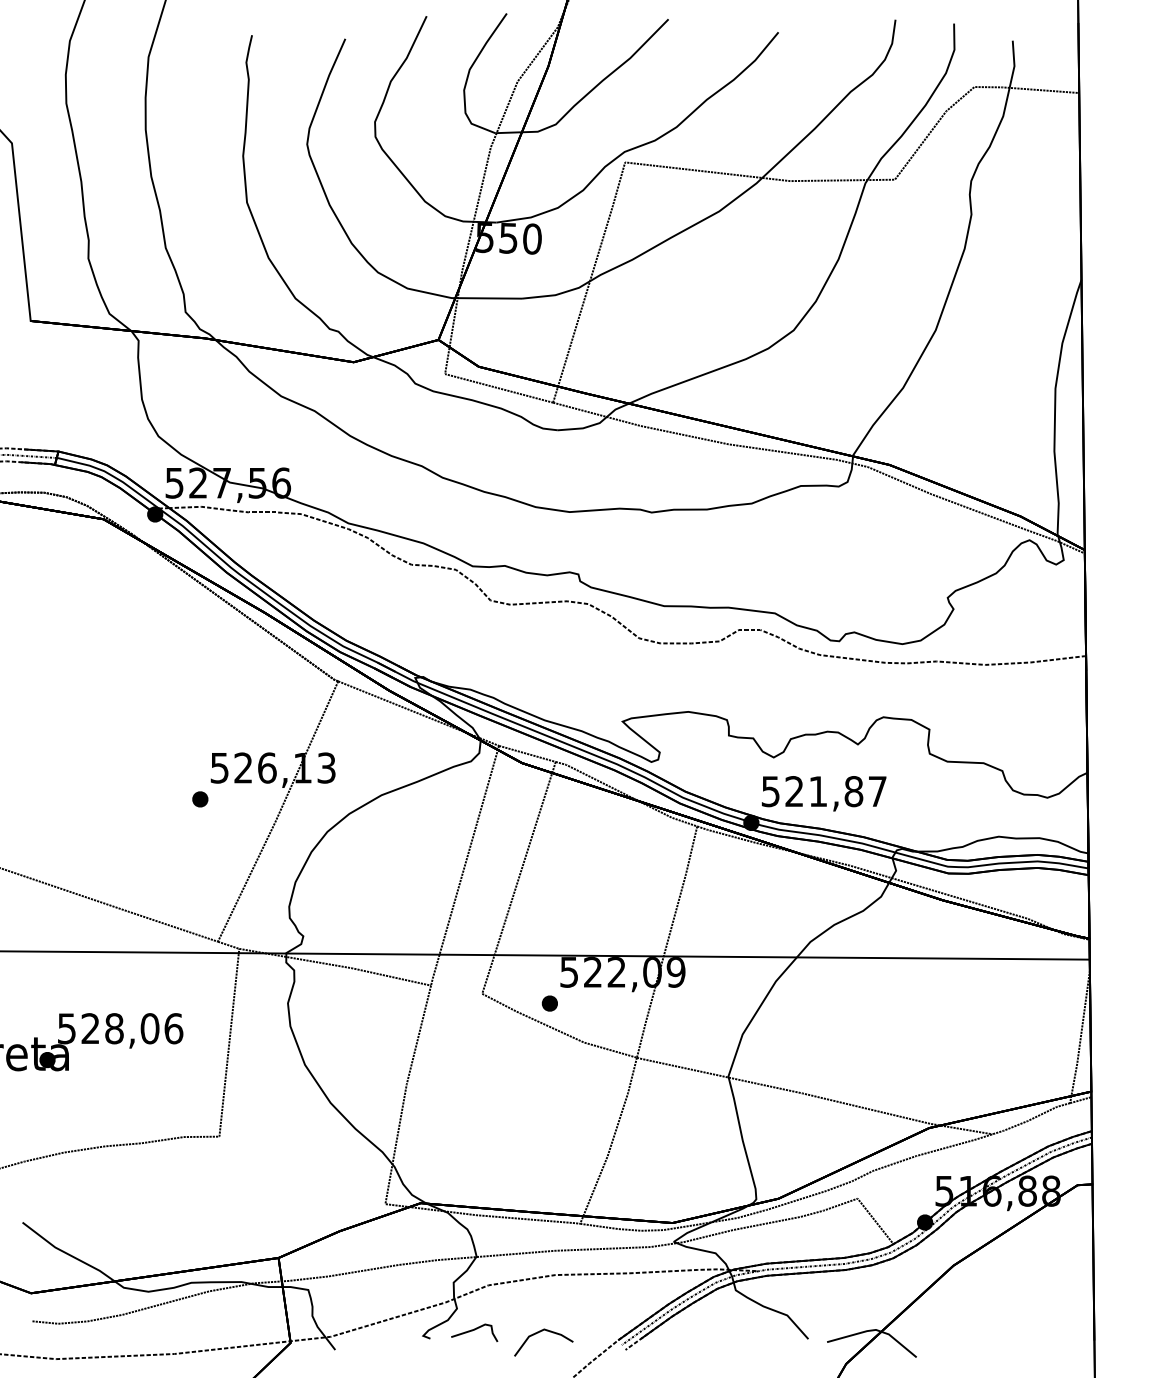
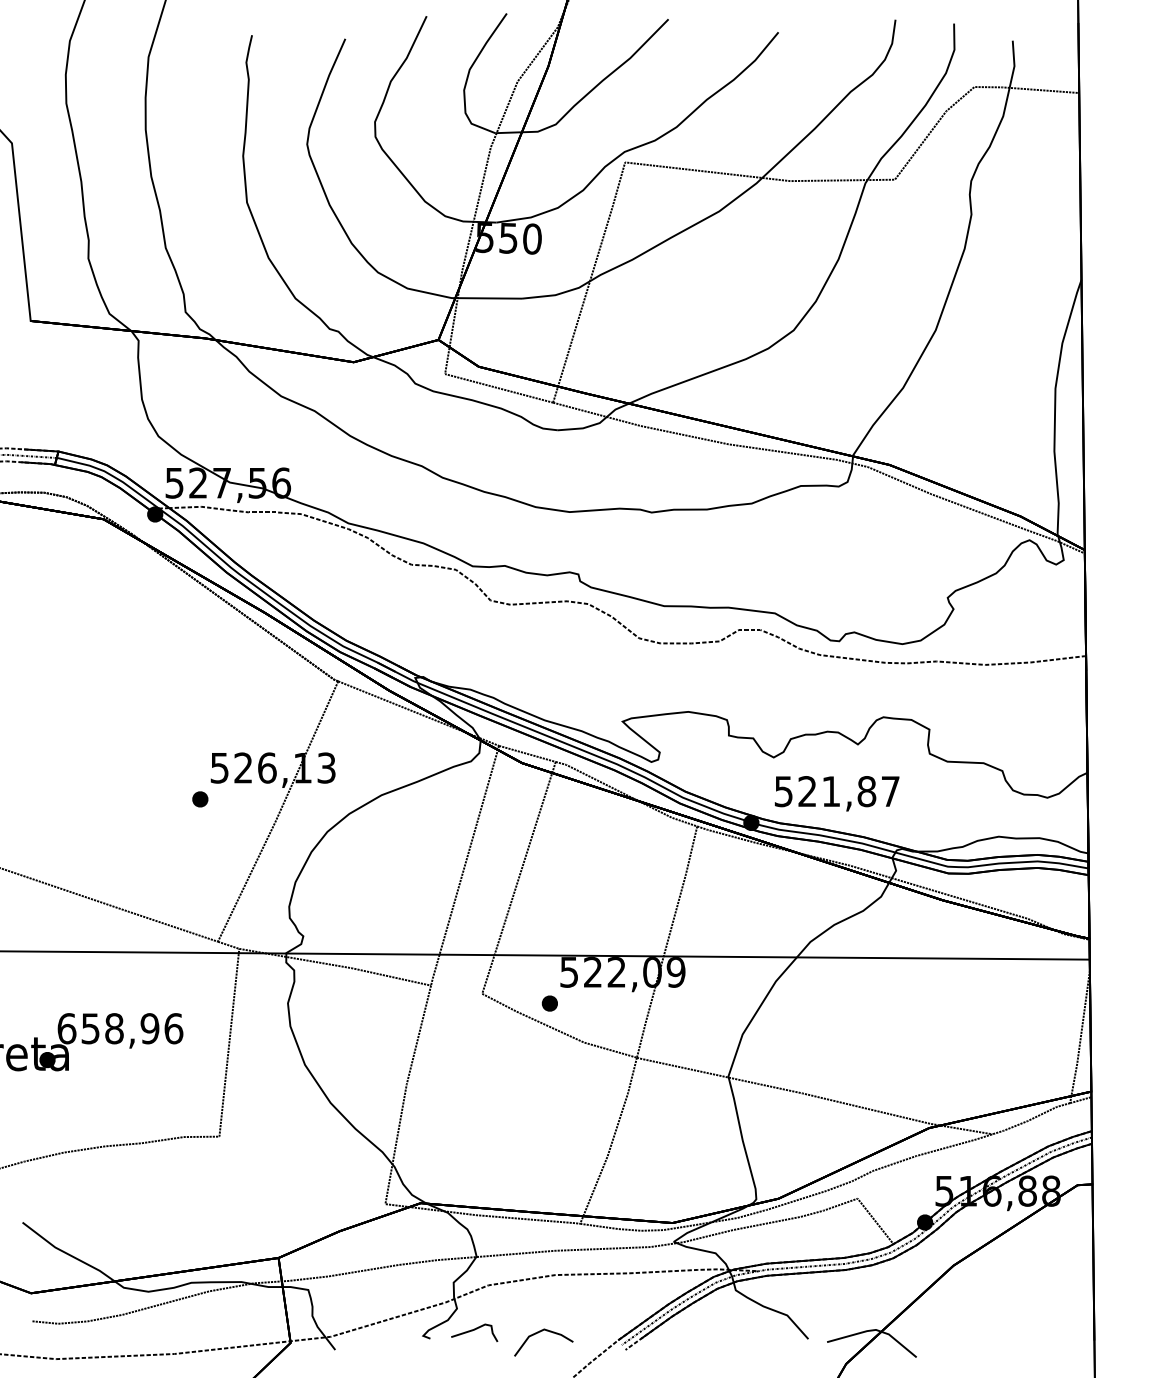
text position: (823, 793) -> (836, 793) (836, 793)
text: 528,06 -> 658,96 (108, 1028)
